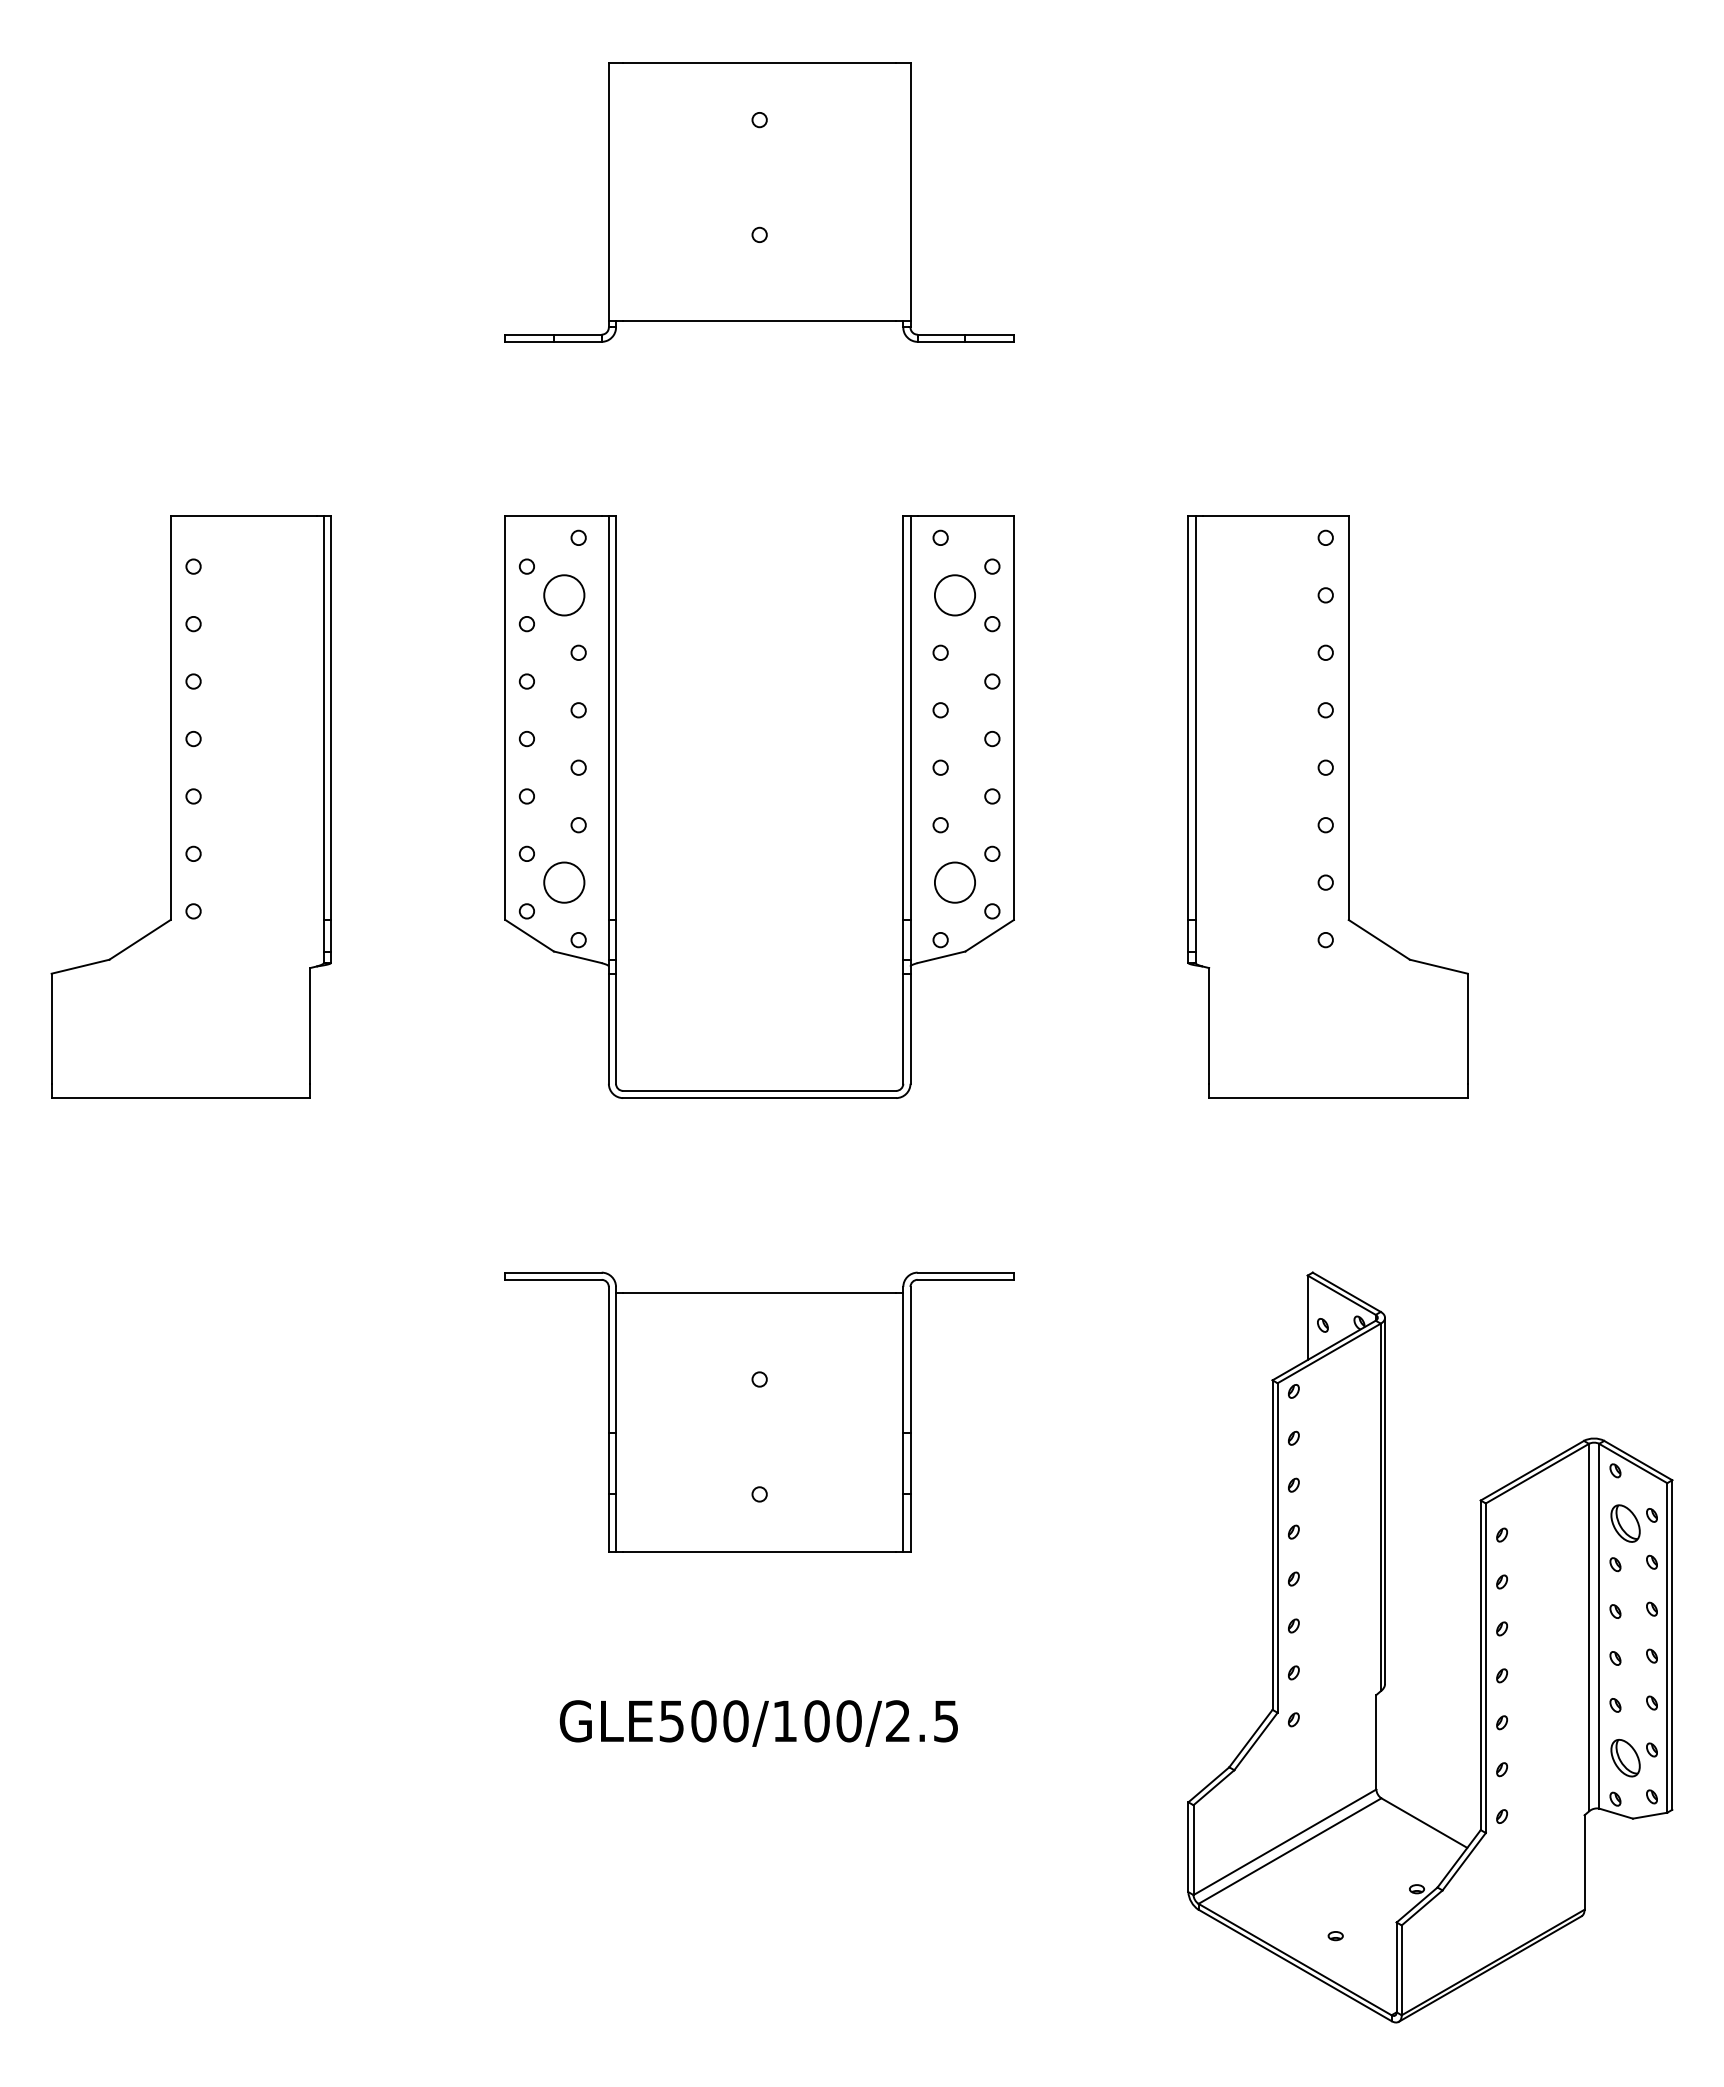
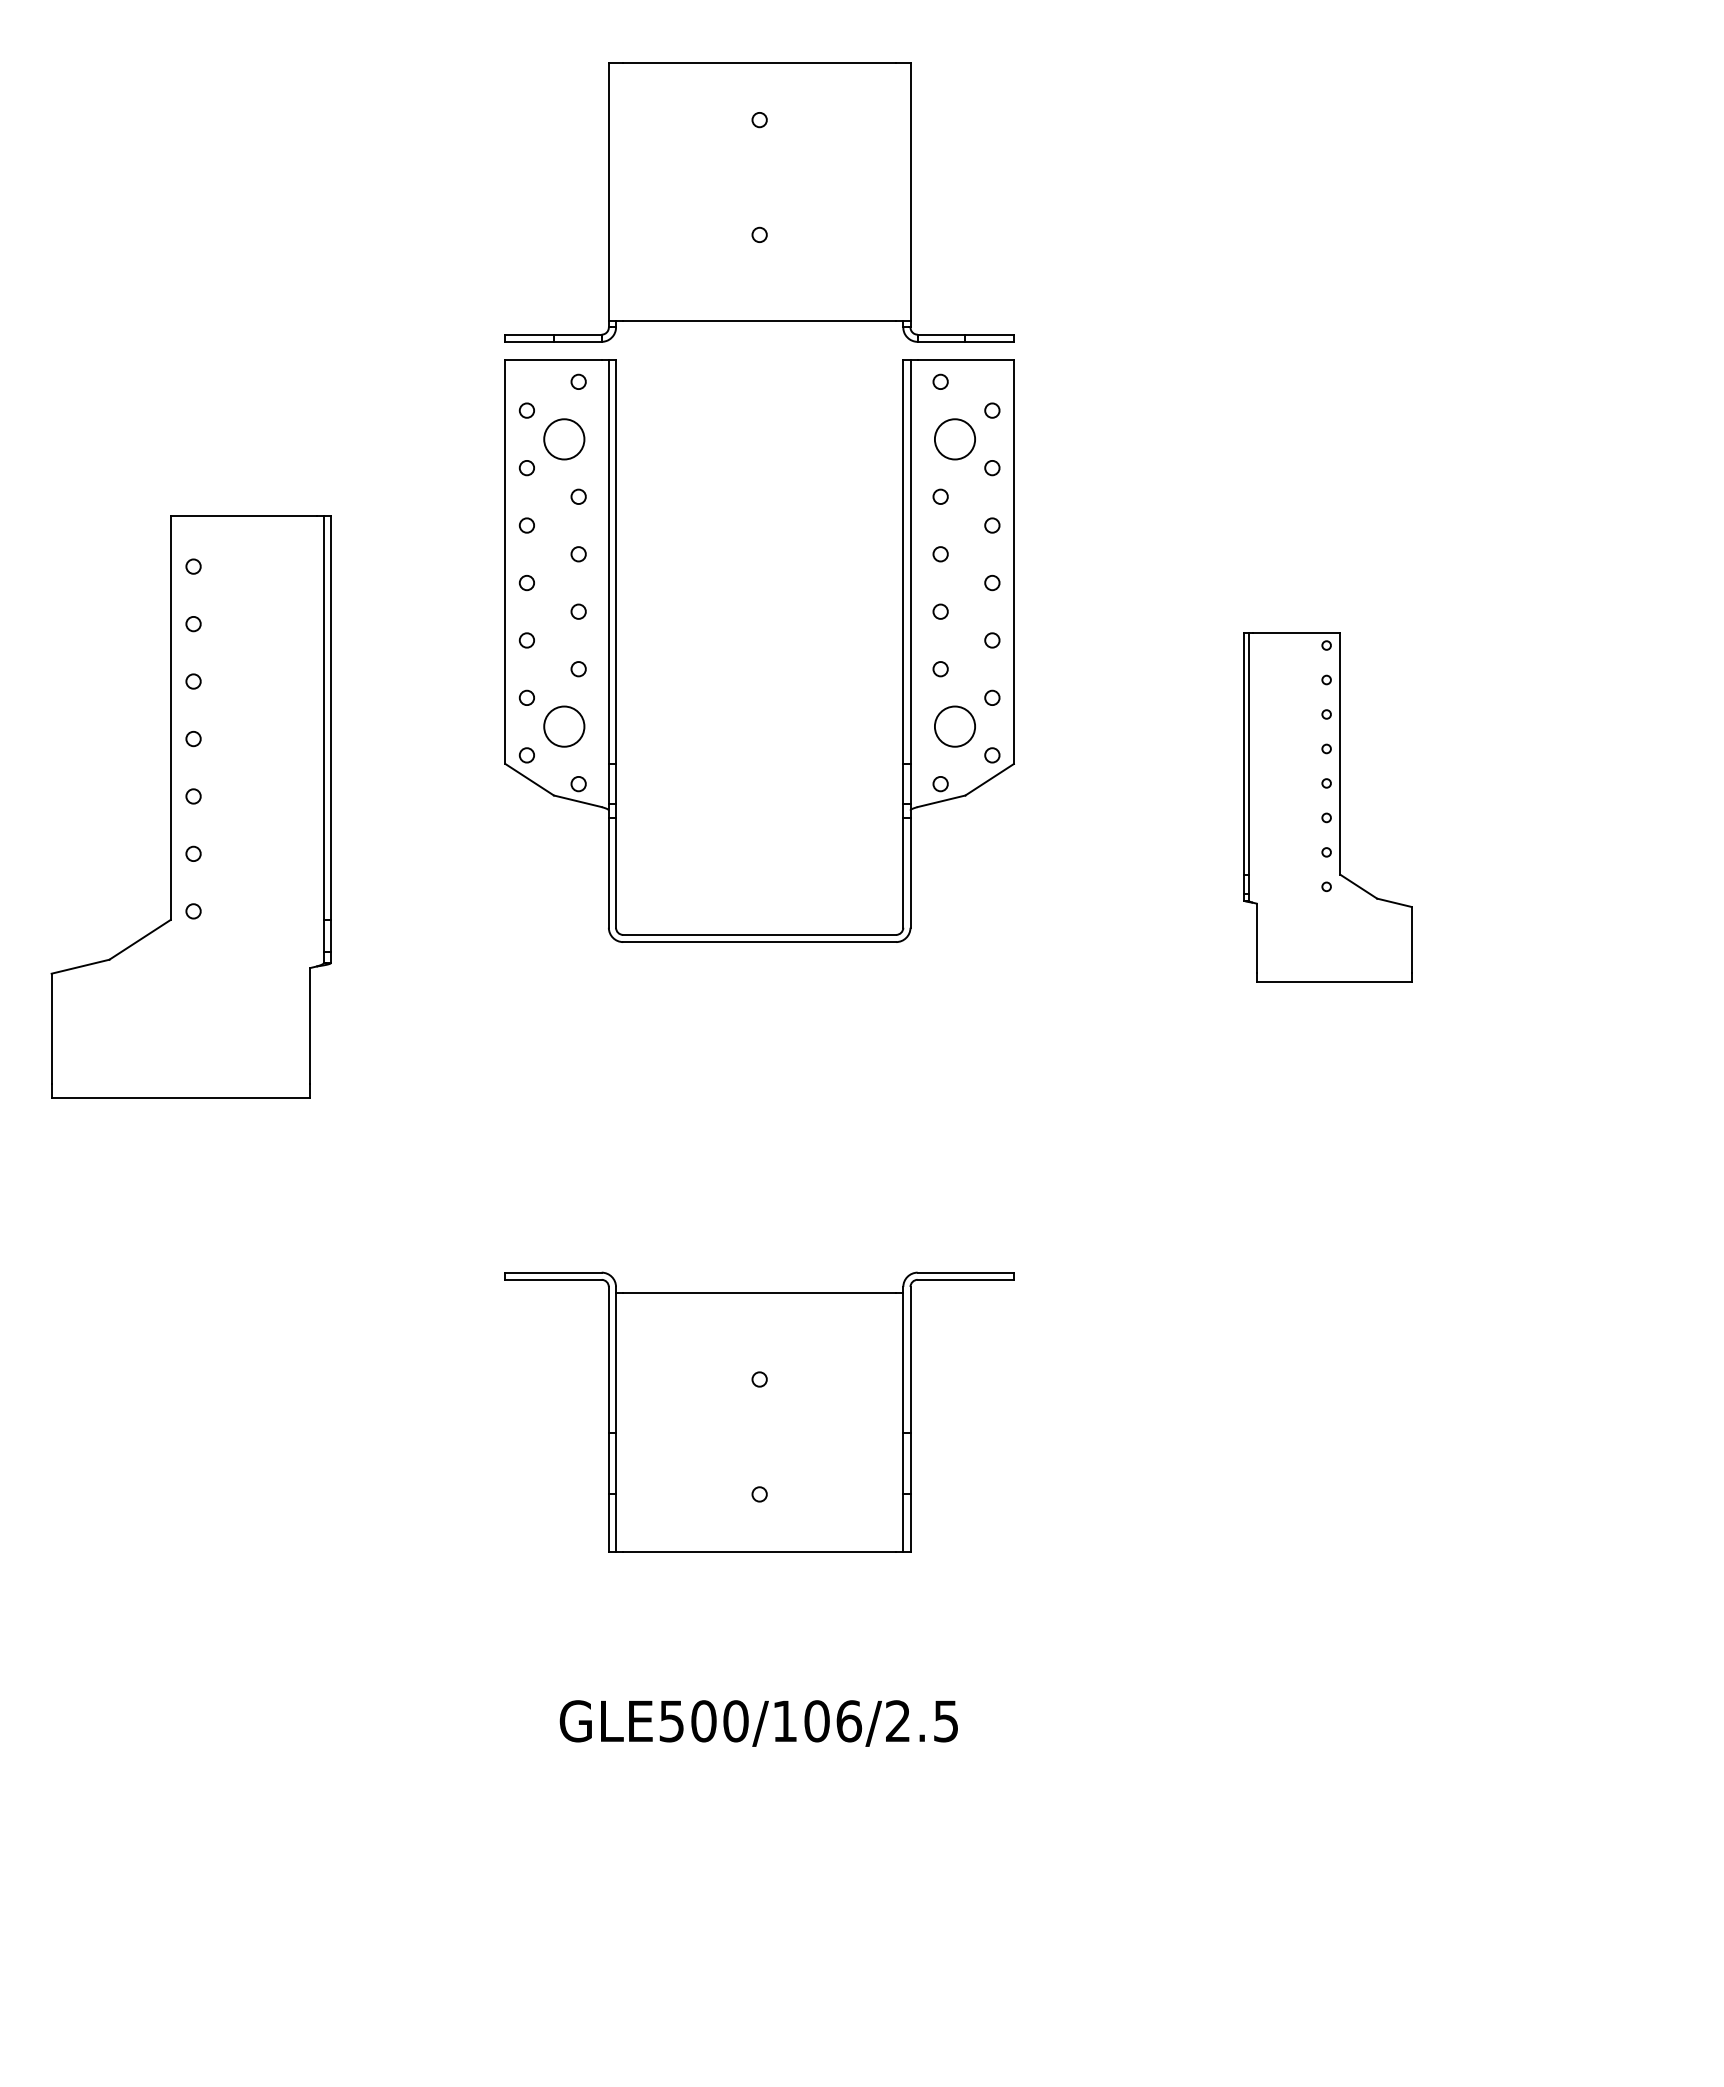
part position: (616, 806) -> (616, 650) (616, 650)
part size: 282x584 px -> 170x351 px (1327, 807)
part: present -> none (1385, 1647)
text: GLE500/100/2.5 -> GLE500/106/2.5 (849, 1721)
